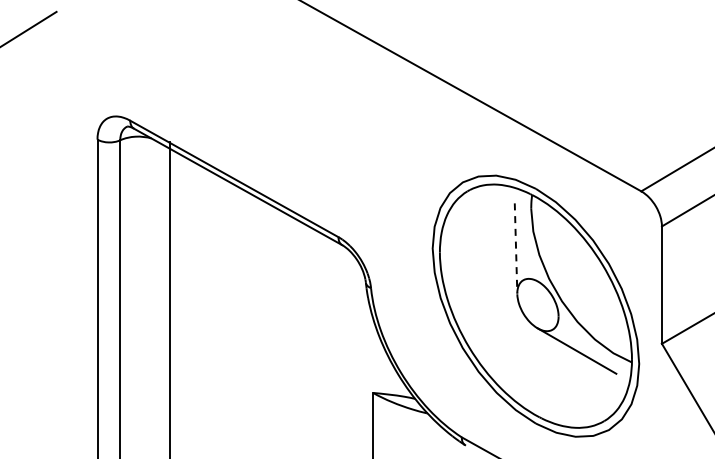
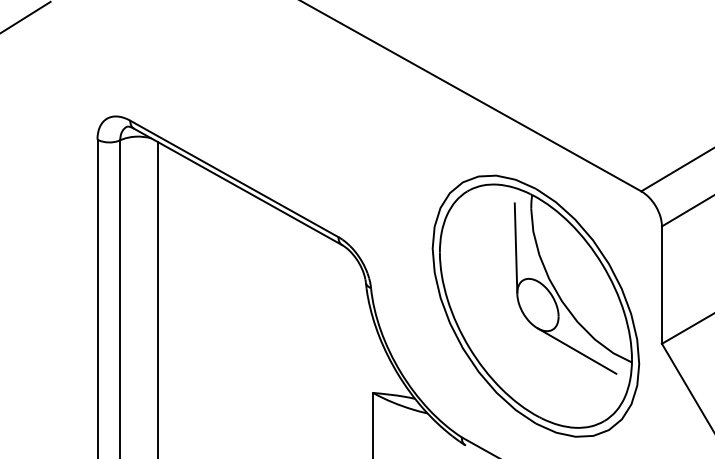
line position: (29, 28) -> (25, 16) (25, 16)
line: dashed -> solid (516, 248)
line position: (170, 298) -> (158, 298) (158, 298)
